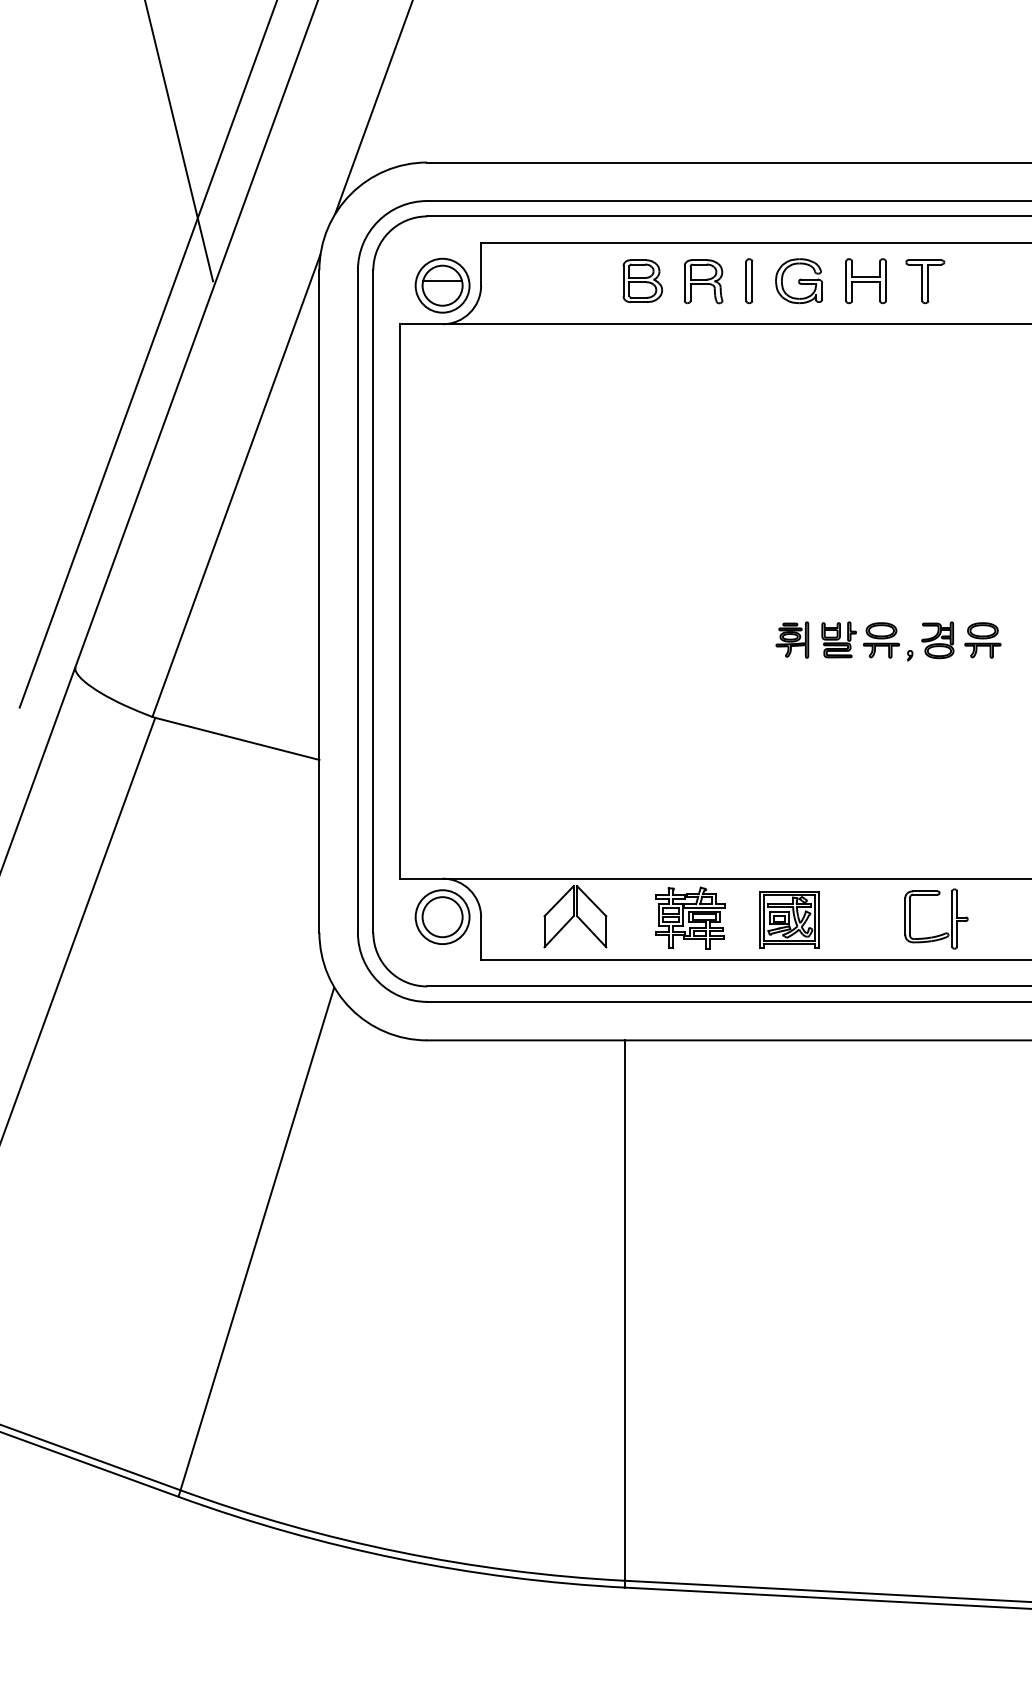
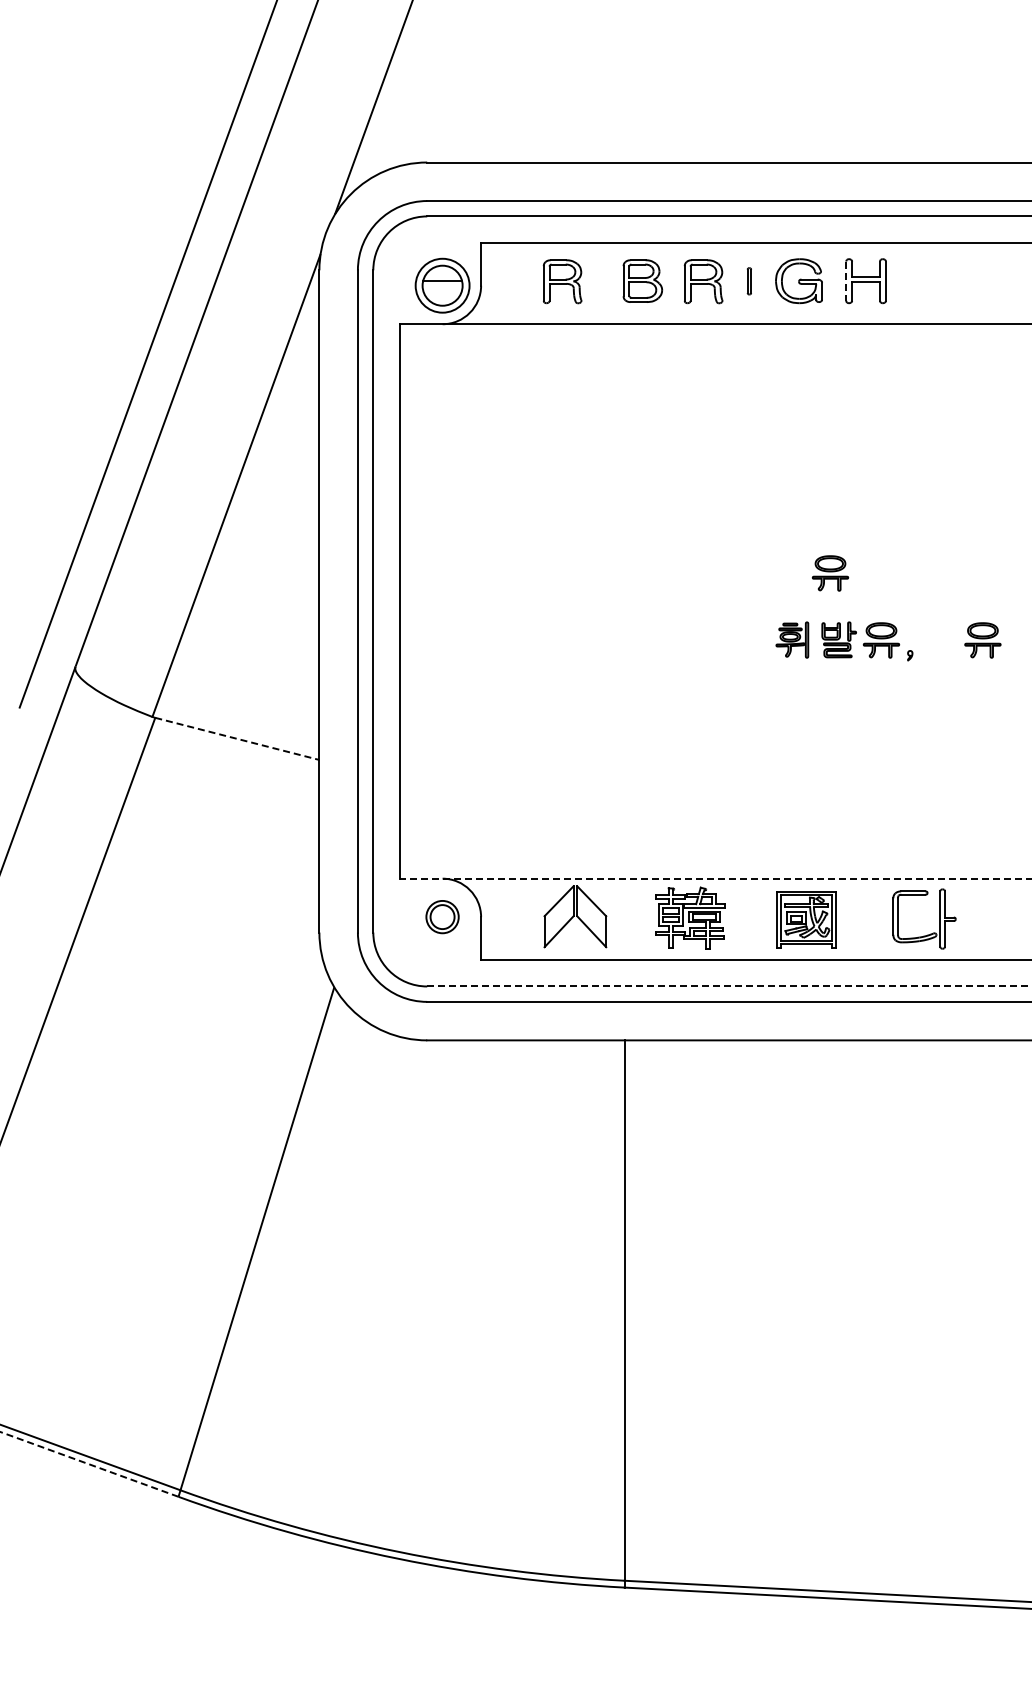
line: present -> none (179, 141)
part: none -> present (562, 281)
part size: 9x47 px -> 6x29 px (748, 281)
line: solid -> dashed (846, 281)
part: present -> none (925, 281)
part: none -> present (830, 573)
part: present -> none (937, 640)
line: solid -> dashed (237, 738)
line: solid -> dashed (715, 878)
part size: 57x56 px -> 35x35 px (442, 917)
part position: (951, 918) -> (939, 918) (939, 918)
part position: (789, 919) -> (806, 919) (806, 919)
line: solid -> dashed (729, 986)
line: solid -> dashed (89, 1464)
